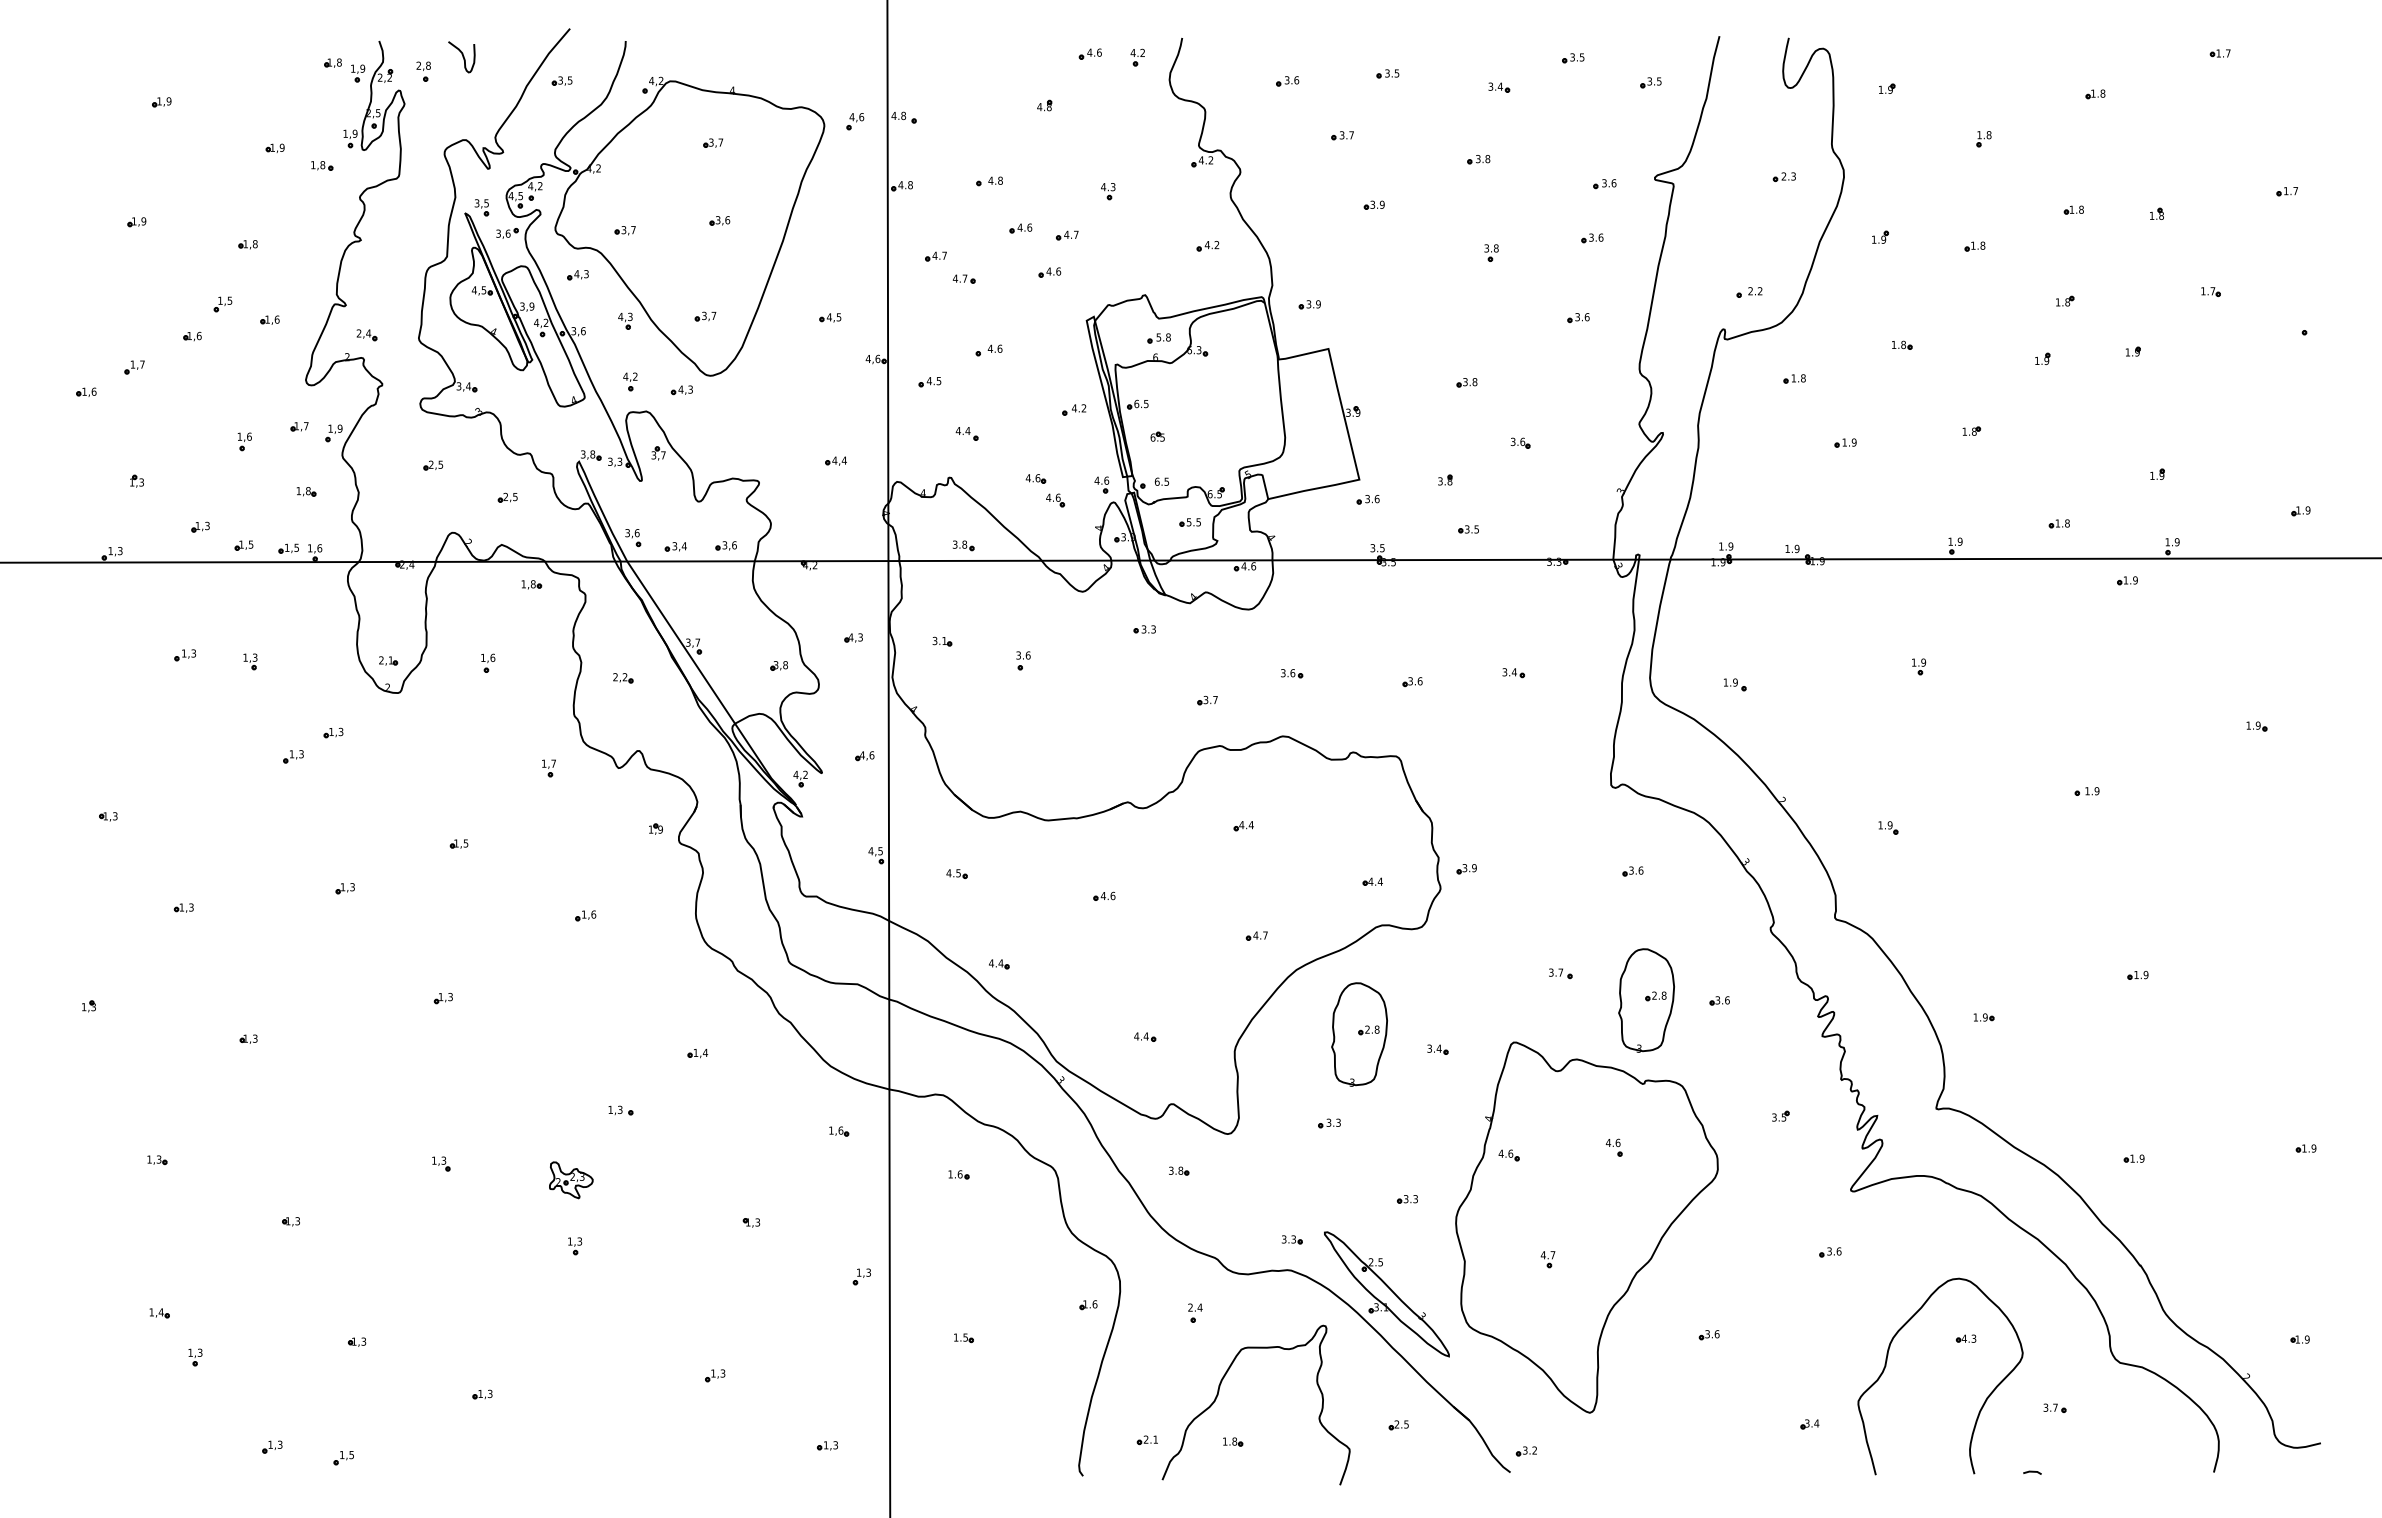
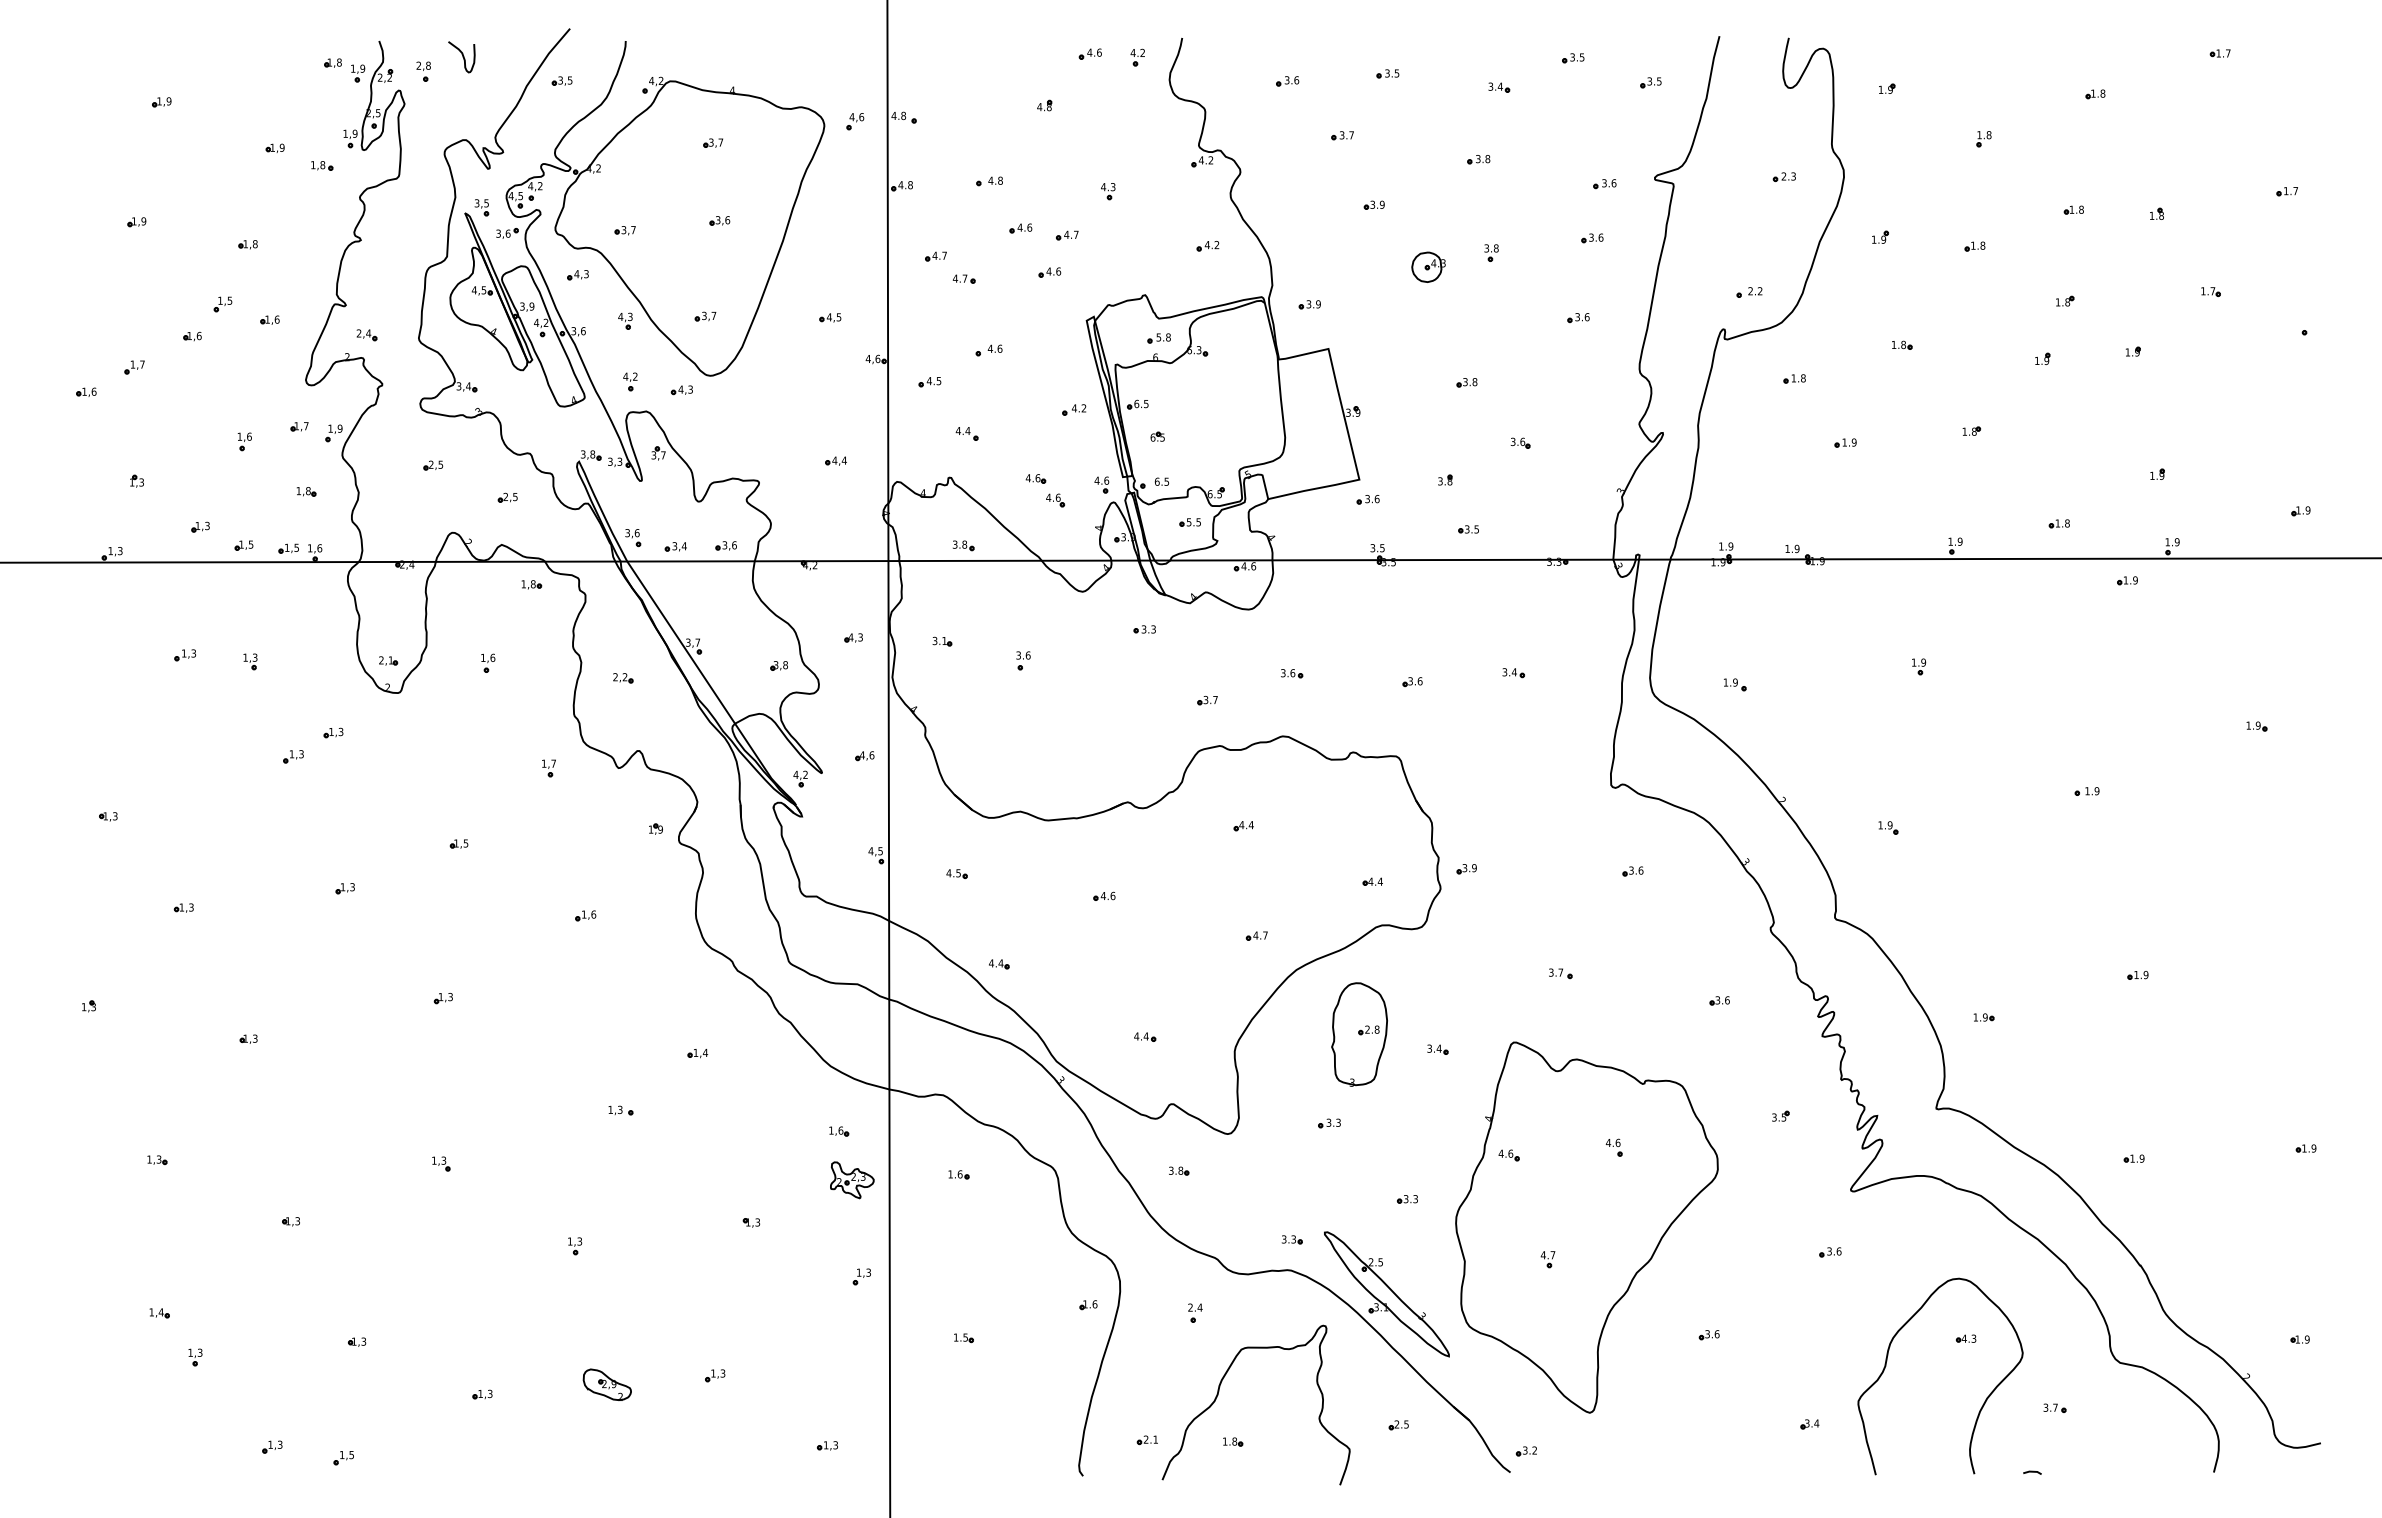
part: none -> present (1428, 266)
part: present -> none (1646, 1000)
part position: (571, 1180) -> (852, 1180) (852, 1180)
part: none -> present (606, 1384)
